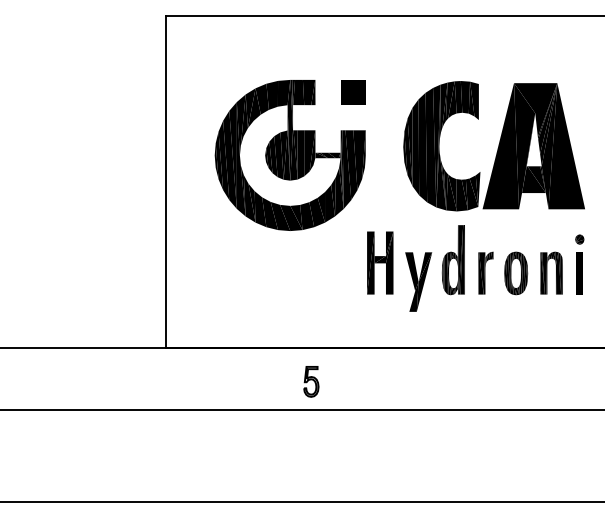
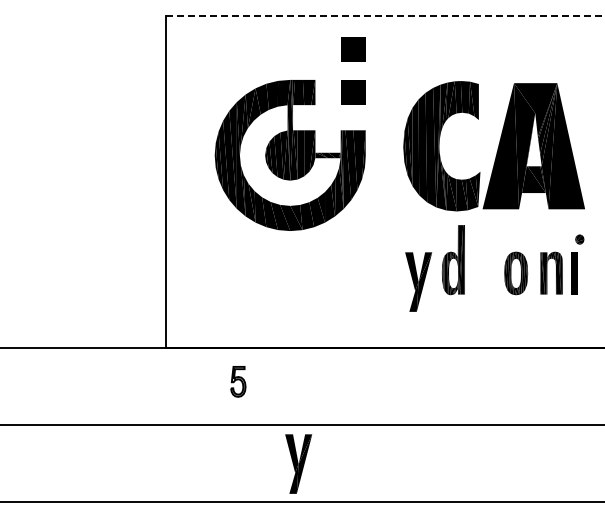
line: solid -> dashed (385, 15)
part: none -> present (353, 49)
part: present -> none (380, 262)
part: present -> none (485, 272)
part position: (579, 273) -> (574, 273) (574, 273)
part position: (311, 381) -> (238, 381) (238, 381)
line position: (301, 409) -> (301, 424) (301, 424)
part: none -> present (298, 463)
